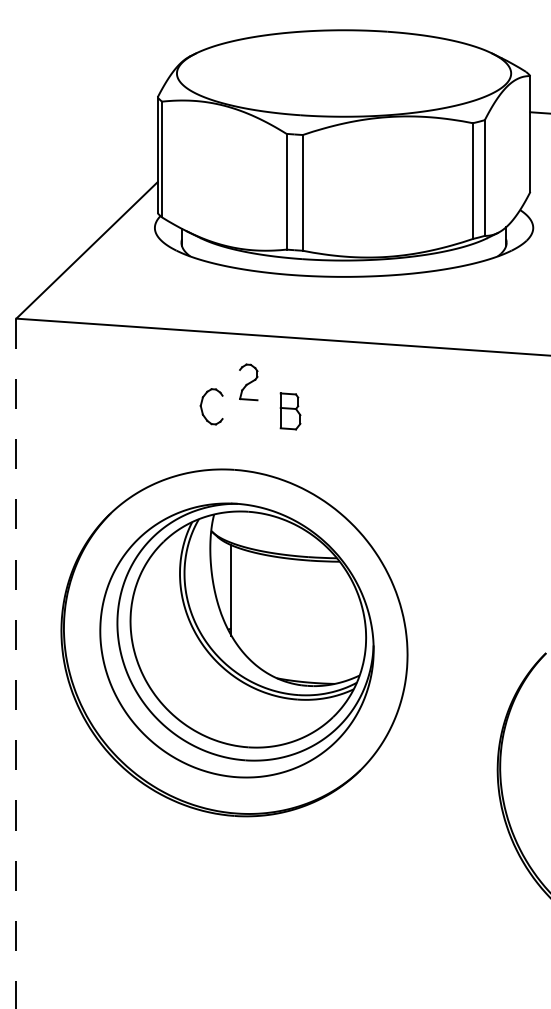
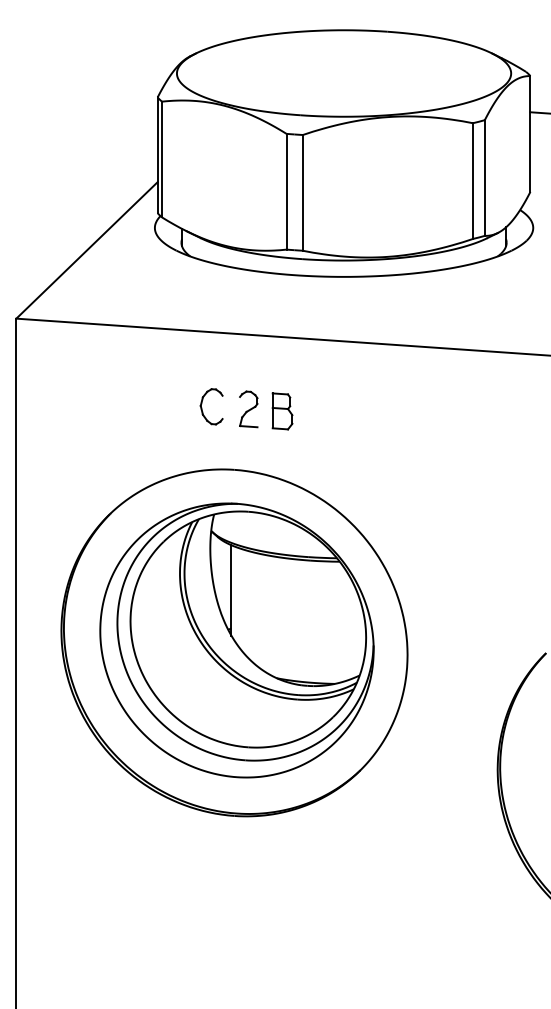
part position: (248, 382) -> (248, 409) (248, 409)
part position: (290, 411) -> (282, 411) (282, 411)
line: dashed -> solid (16, 663)
